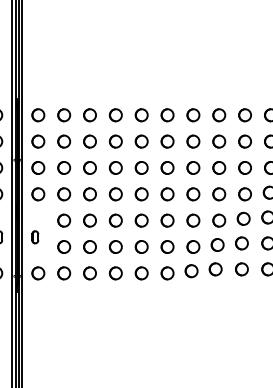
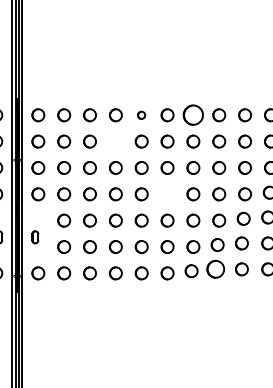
circle size: 15x15 px -> 10x10 px (141, 114)
circle size: 15x15 px -> 22x22 px (192, 114)
circle: present -> none (115, 141)
circle: present -> none (167, 194)
circle size: 15x15 px -> 20x20 px (215, 268)
